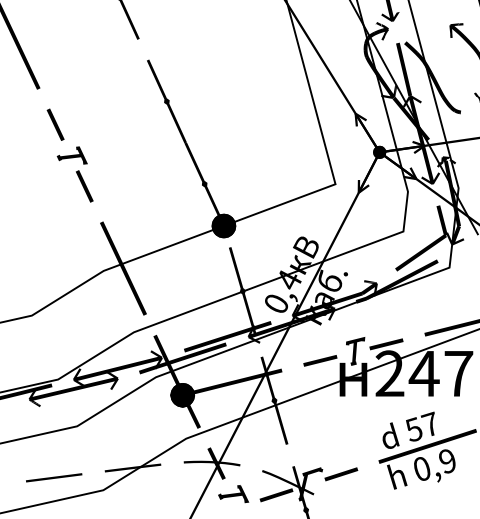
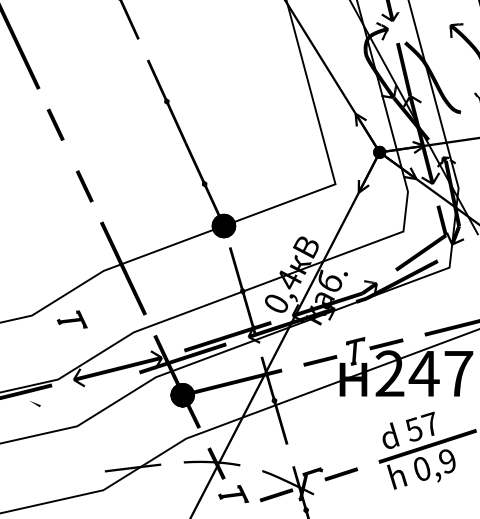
part position: (71, 155) -> (71, 319) (71, 319)
fill: present -> none (73, 387)
fill: present -> none (53, 477)
